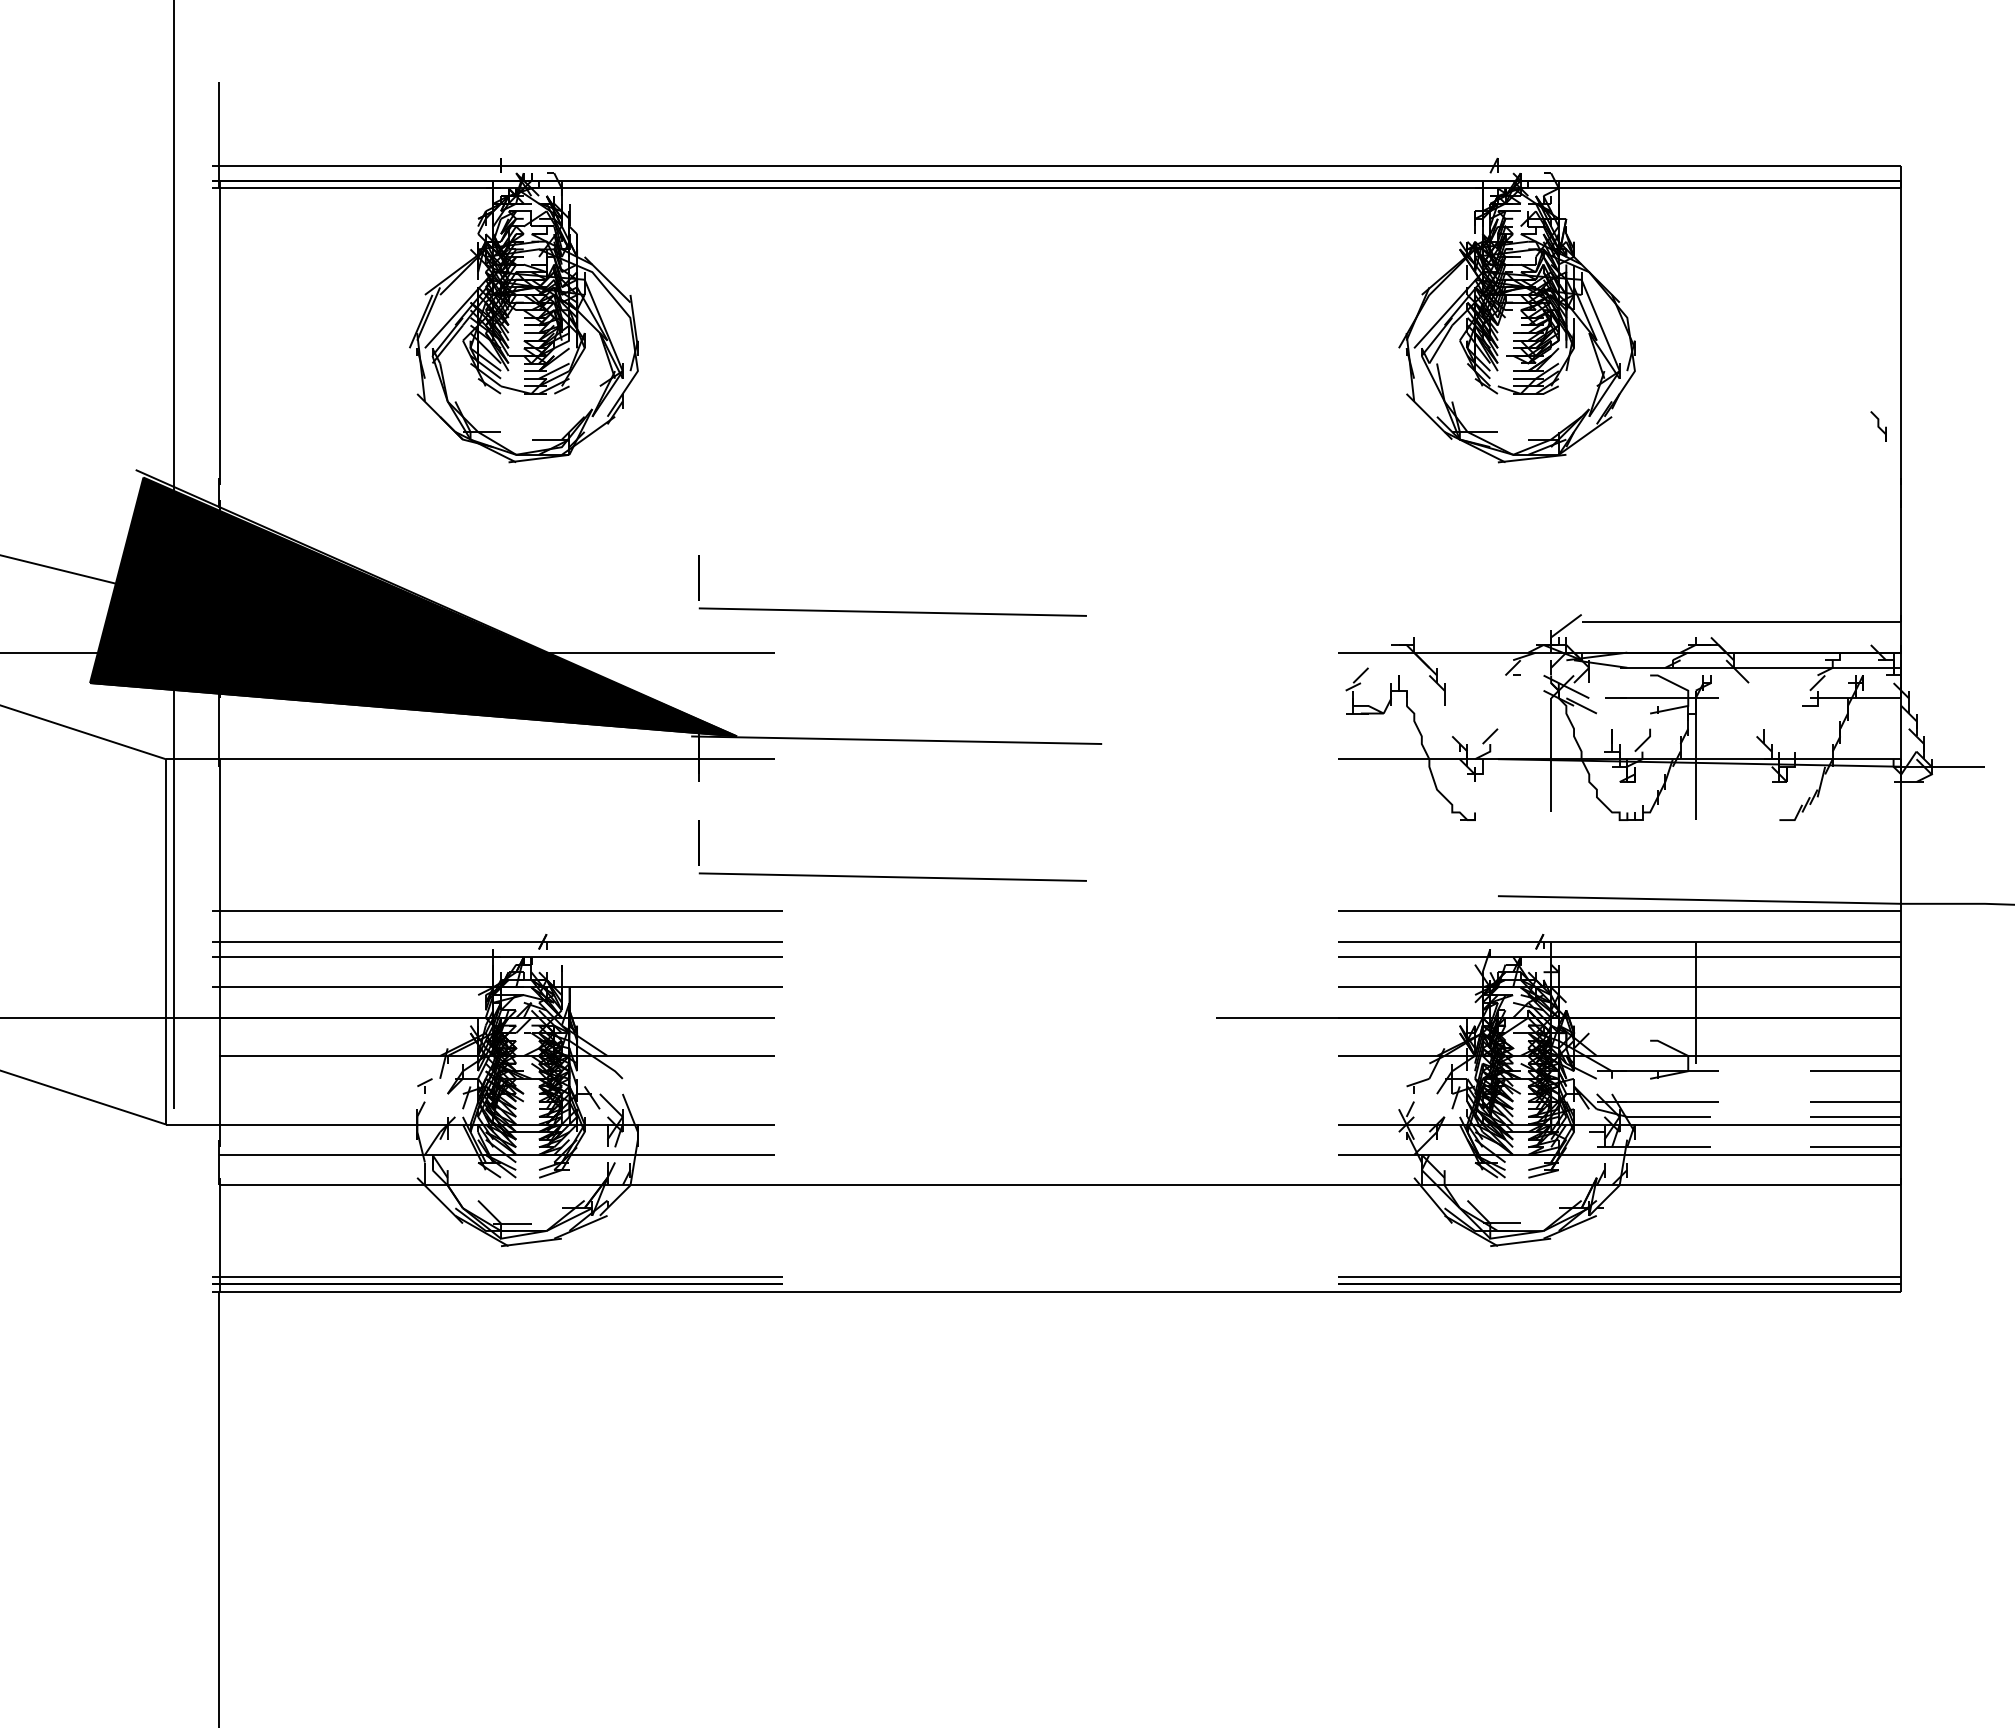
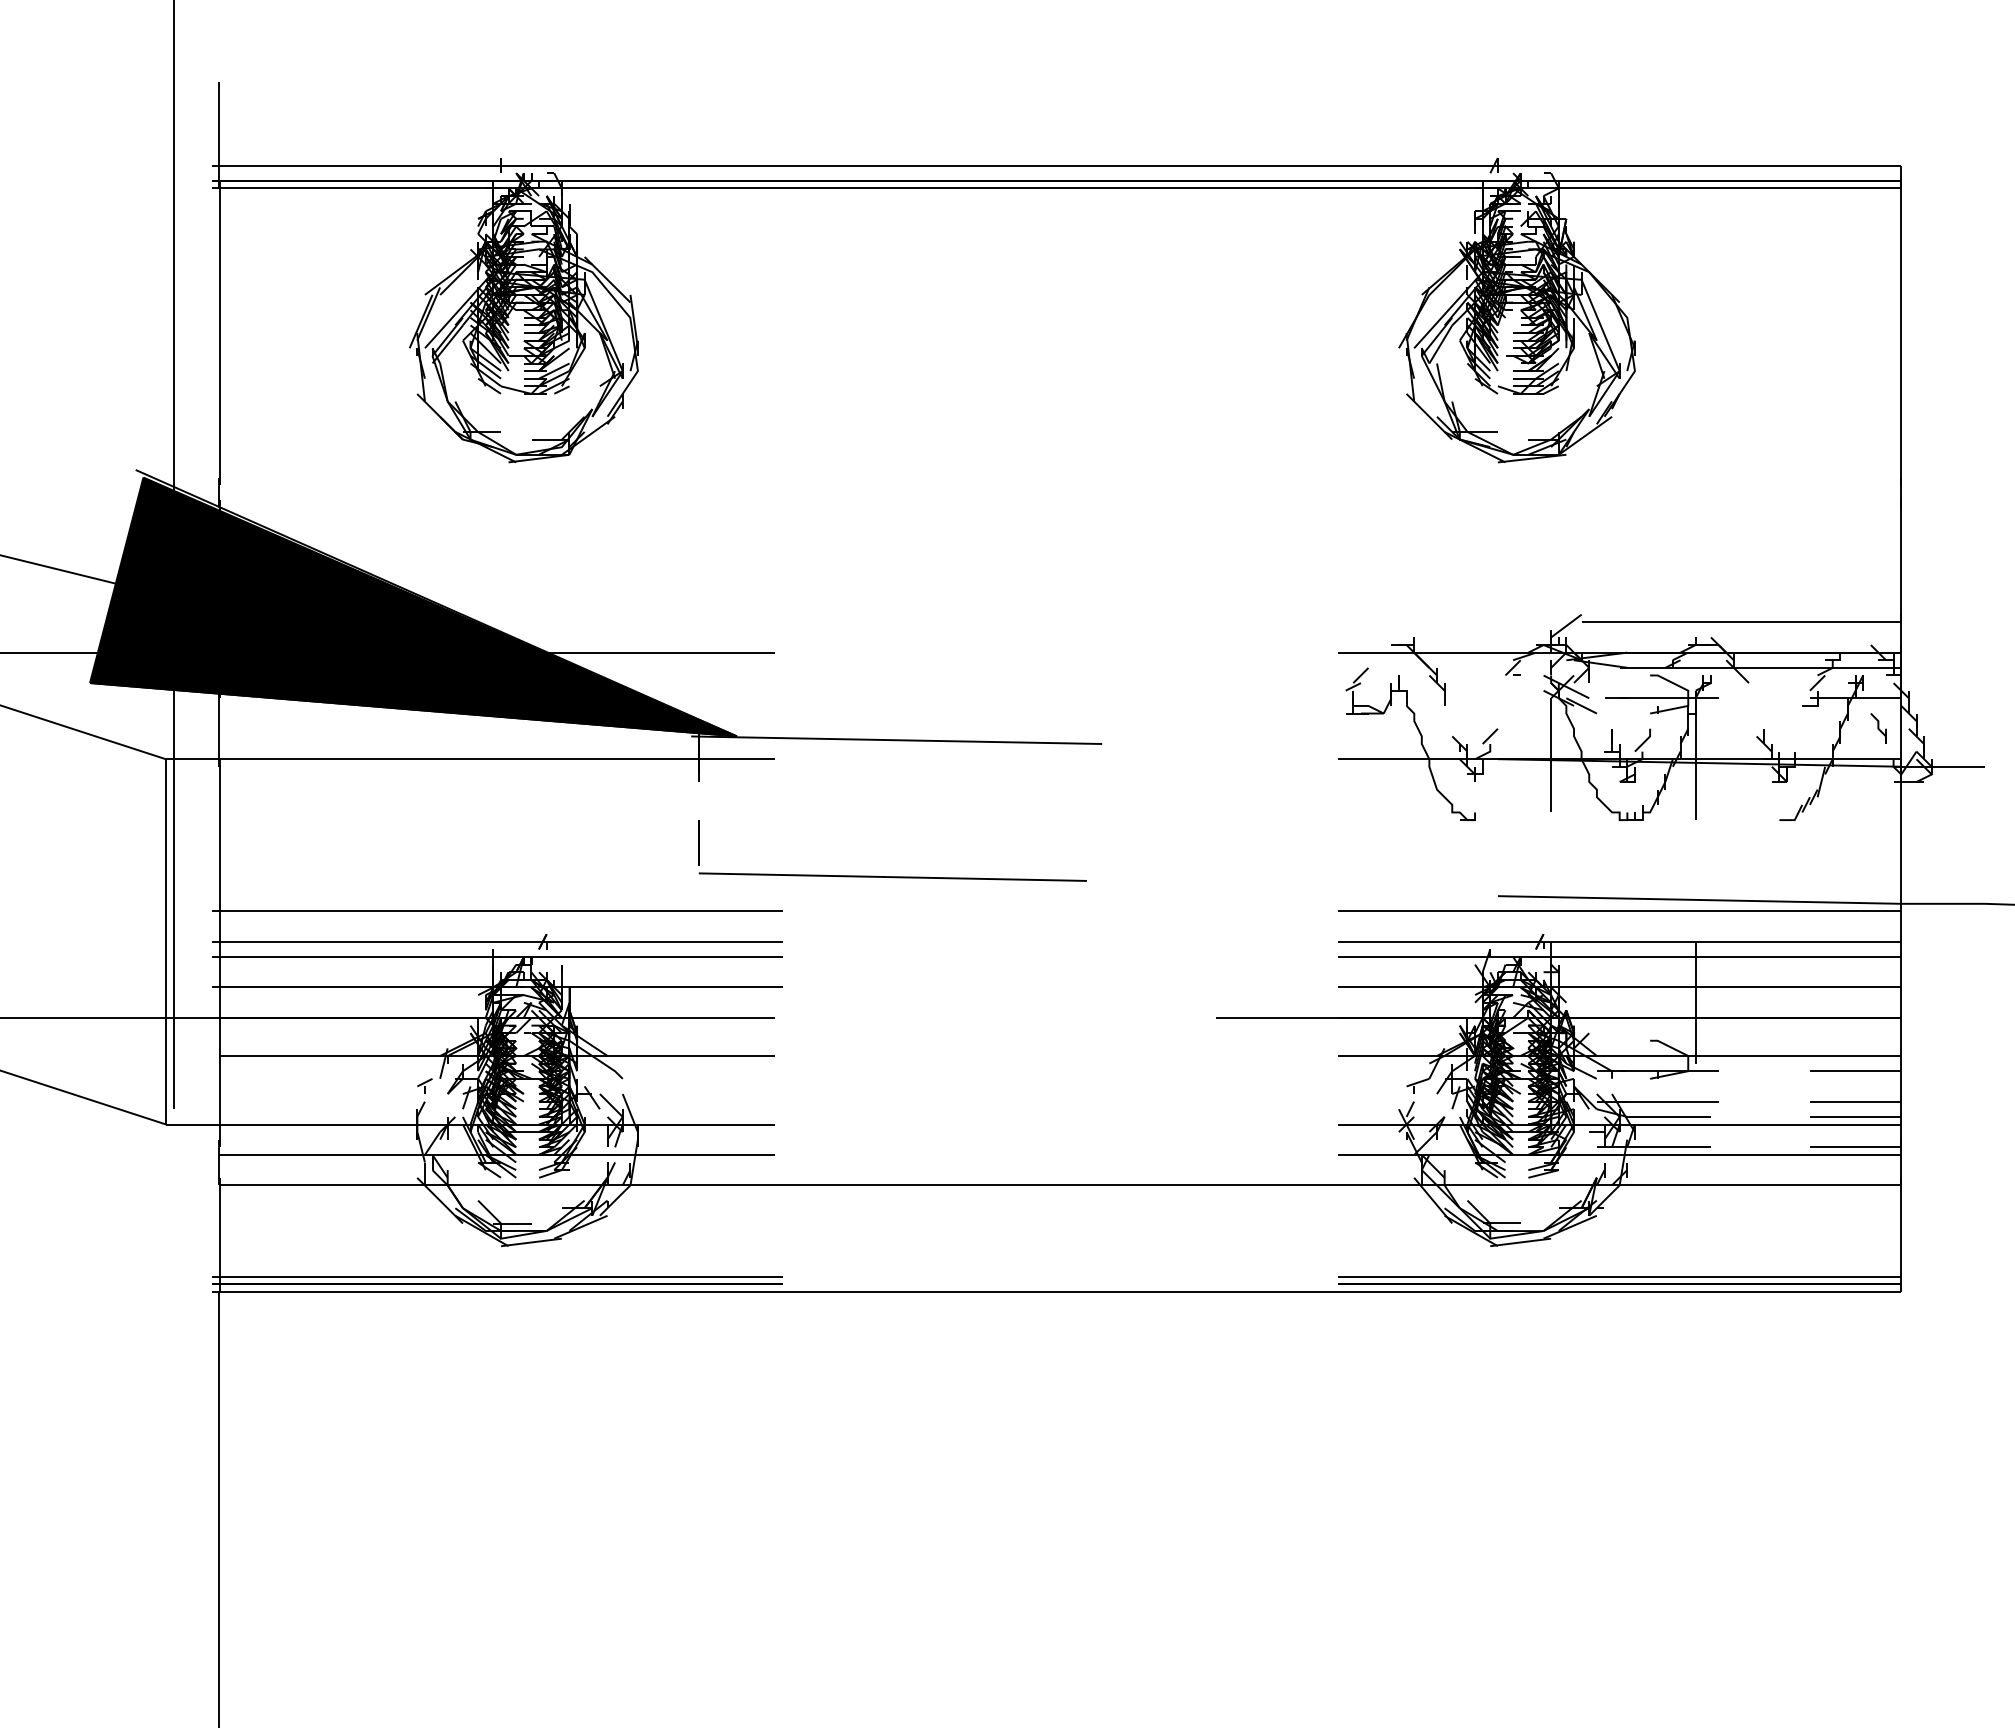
curve position: (1878, 426) -> (1878, 728) (1878, 728)
part: present -> none (892, 611)
